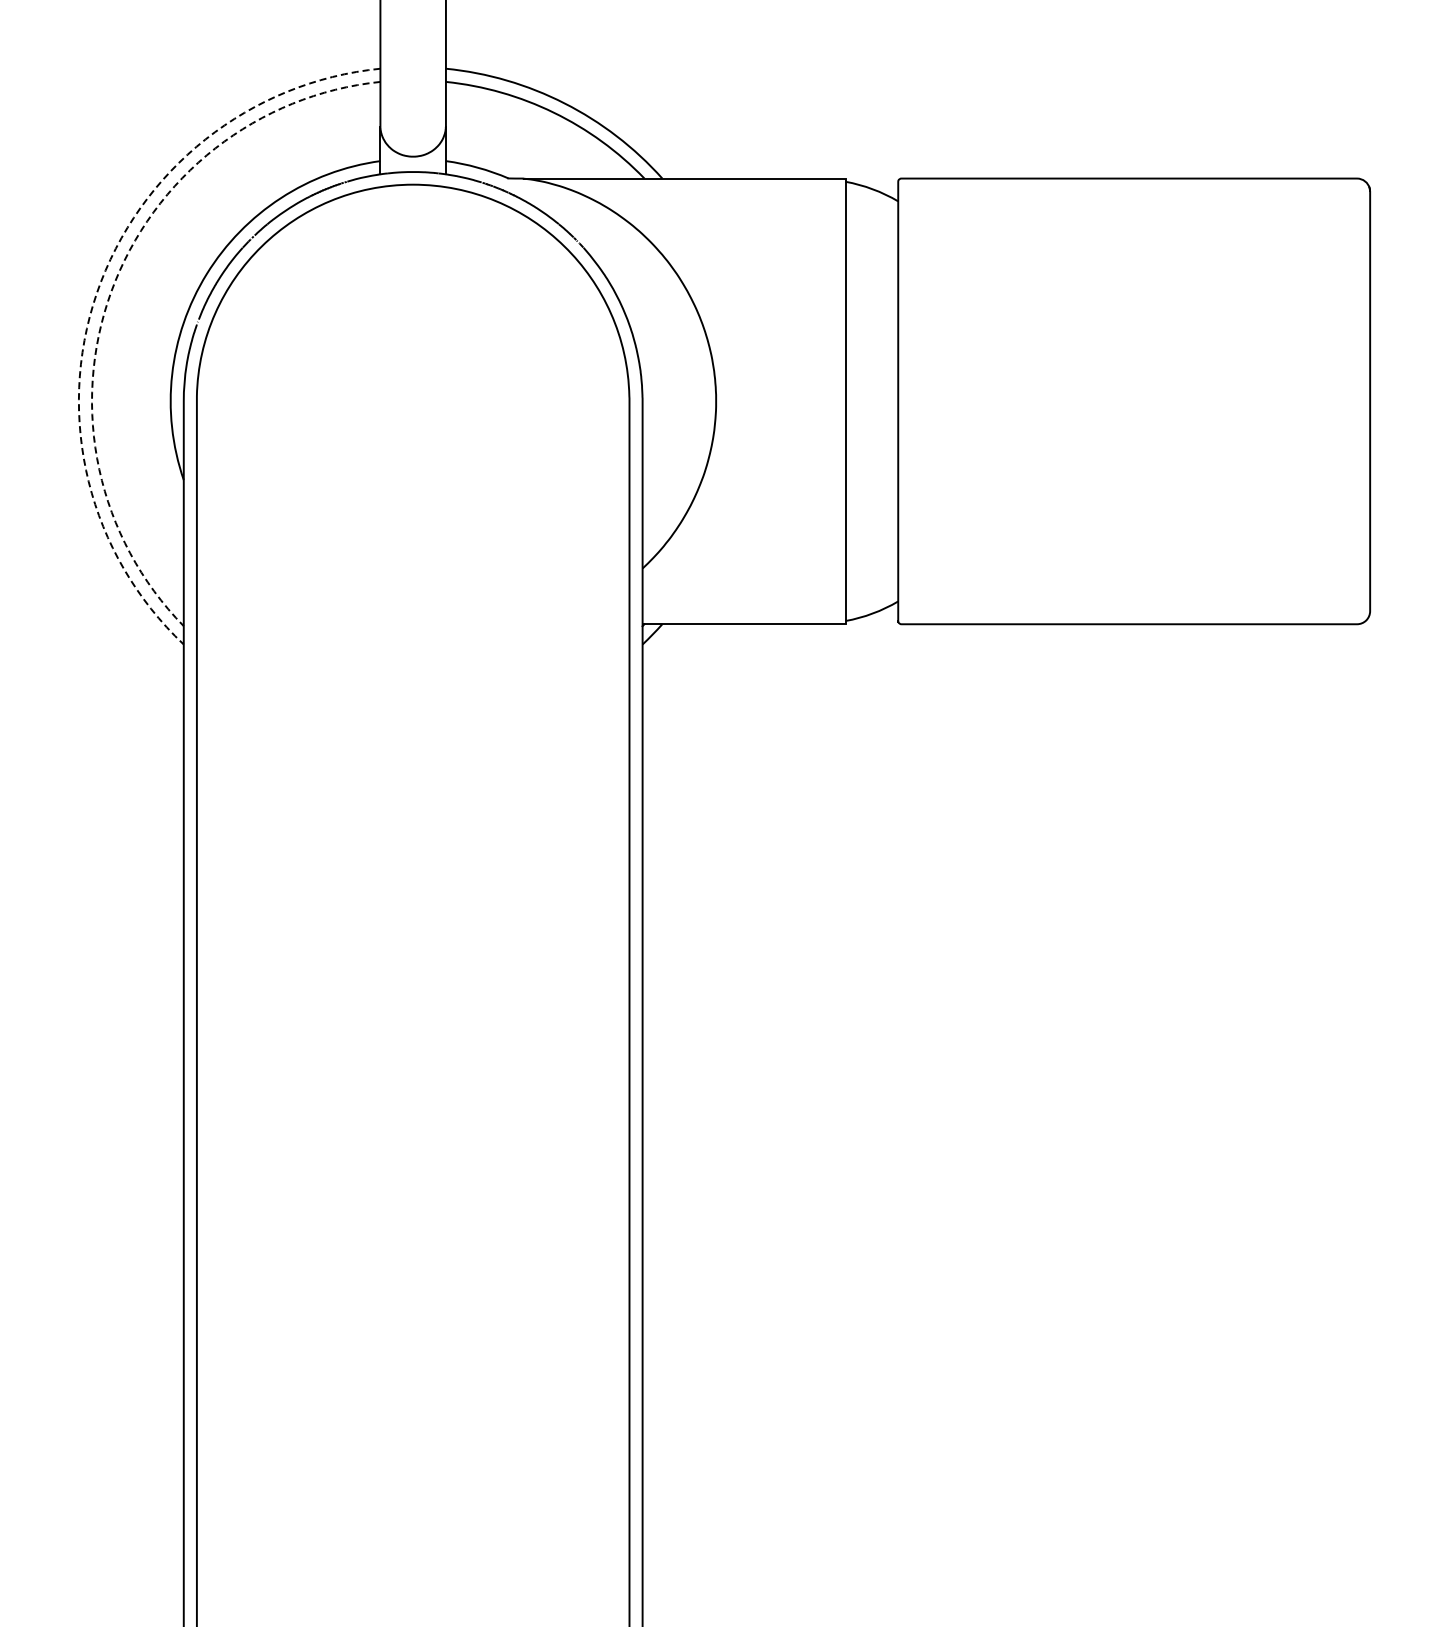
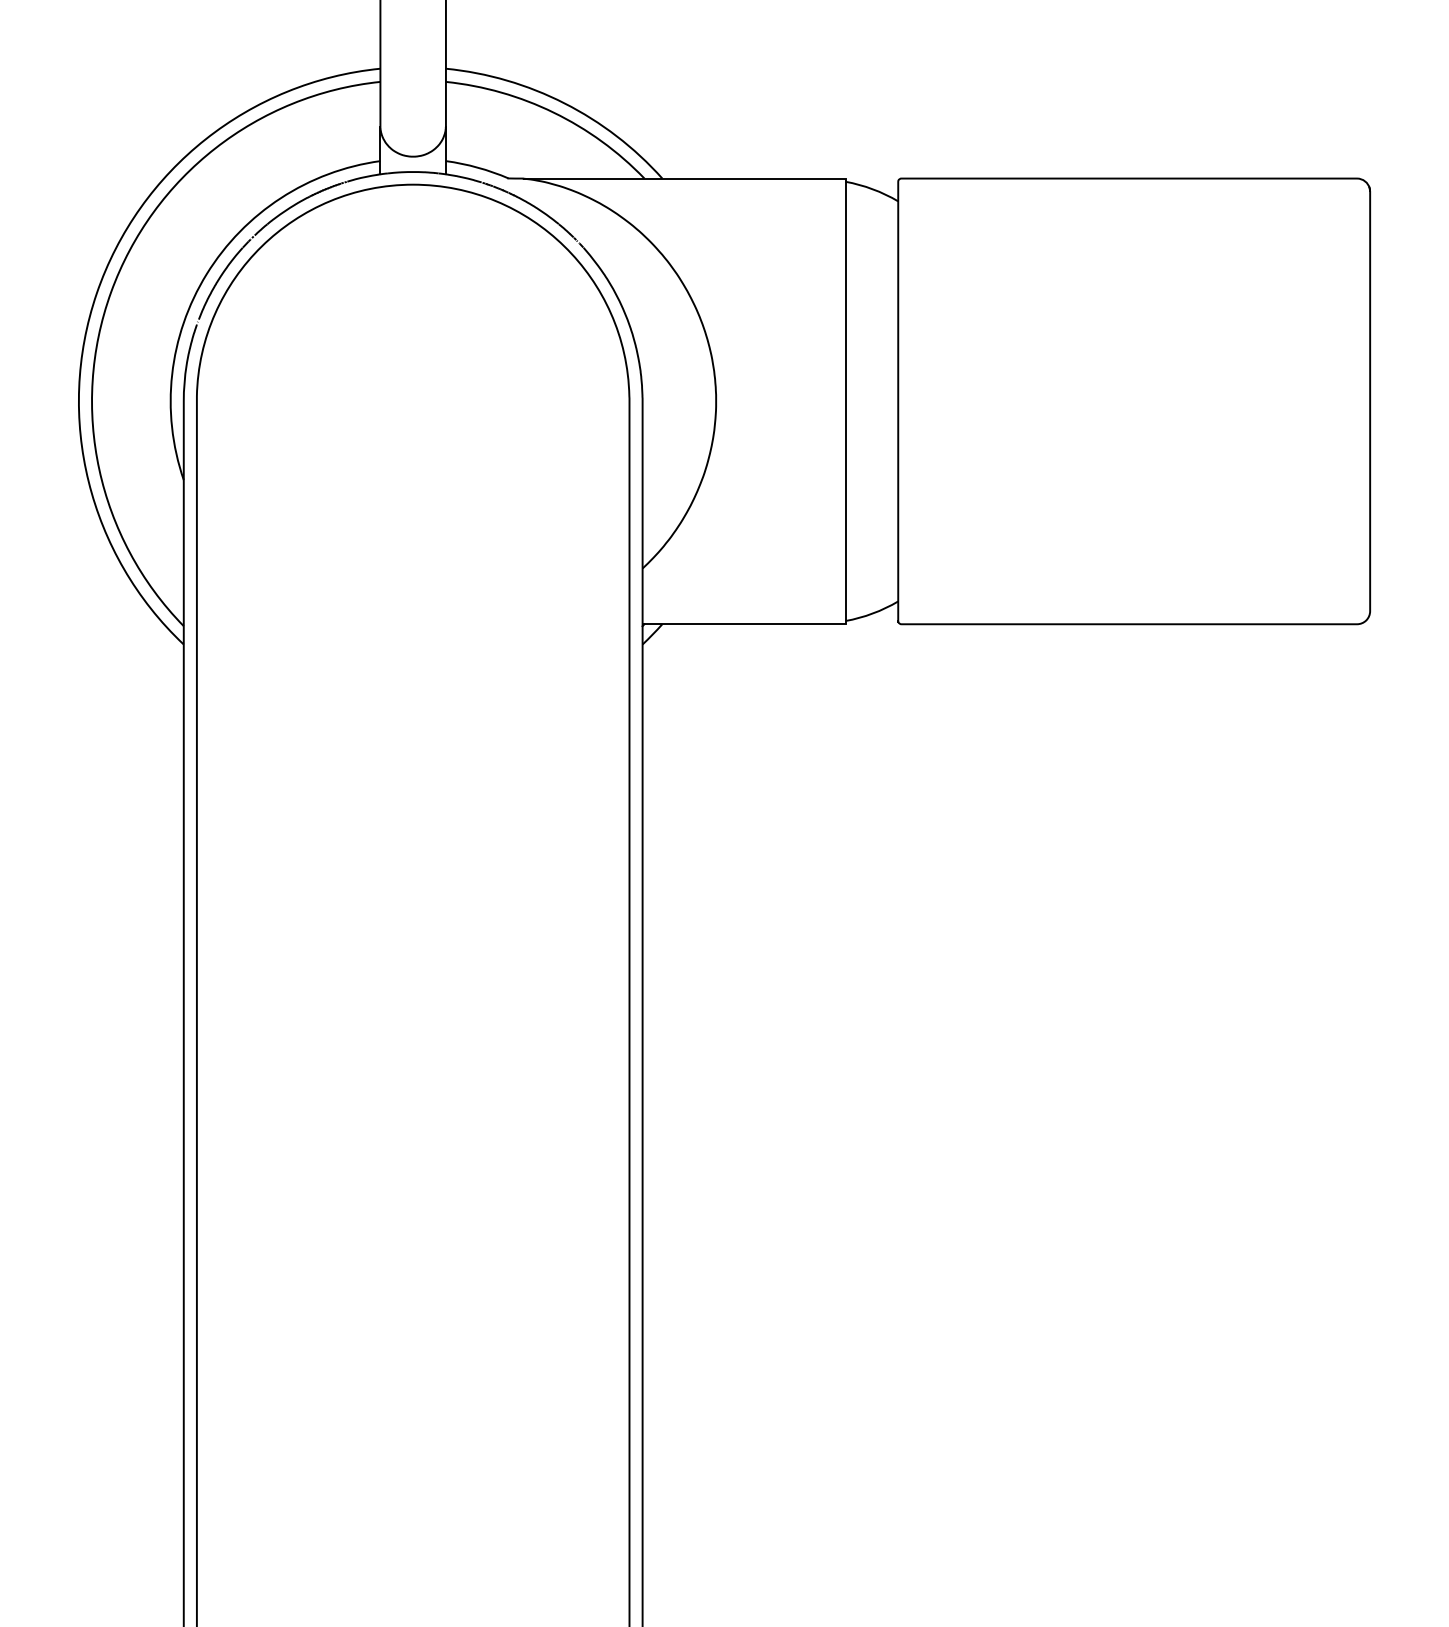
arc: dashed -> solid (111, 292)
arc: dashed -> solid (96, 293)
